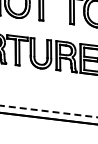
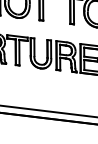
line: dashed -> solid (49, 111)
